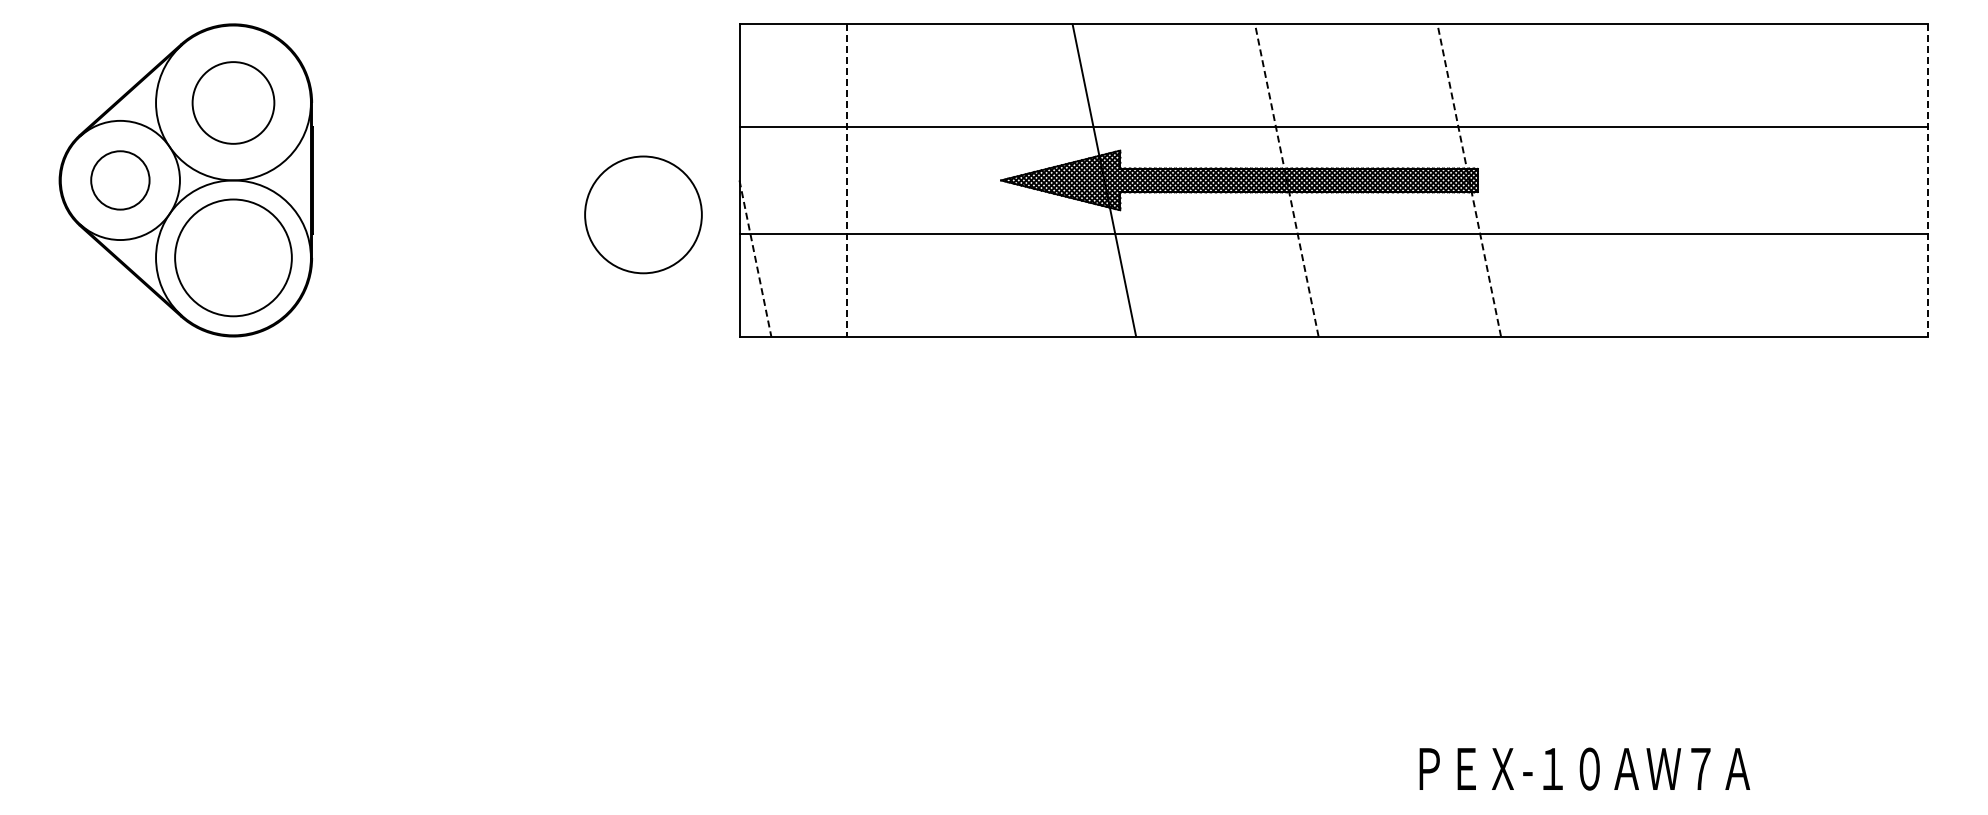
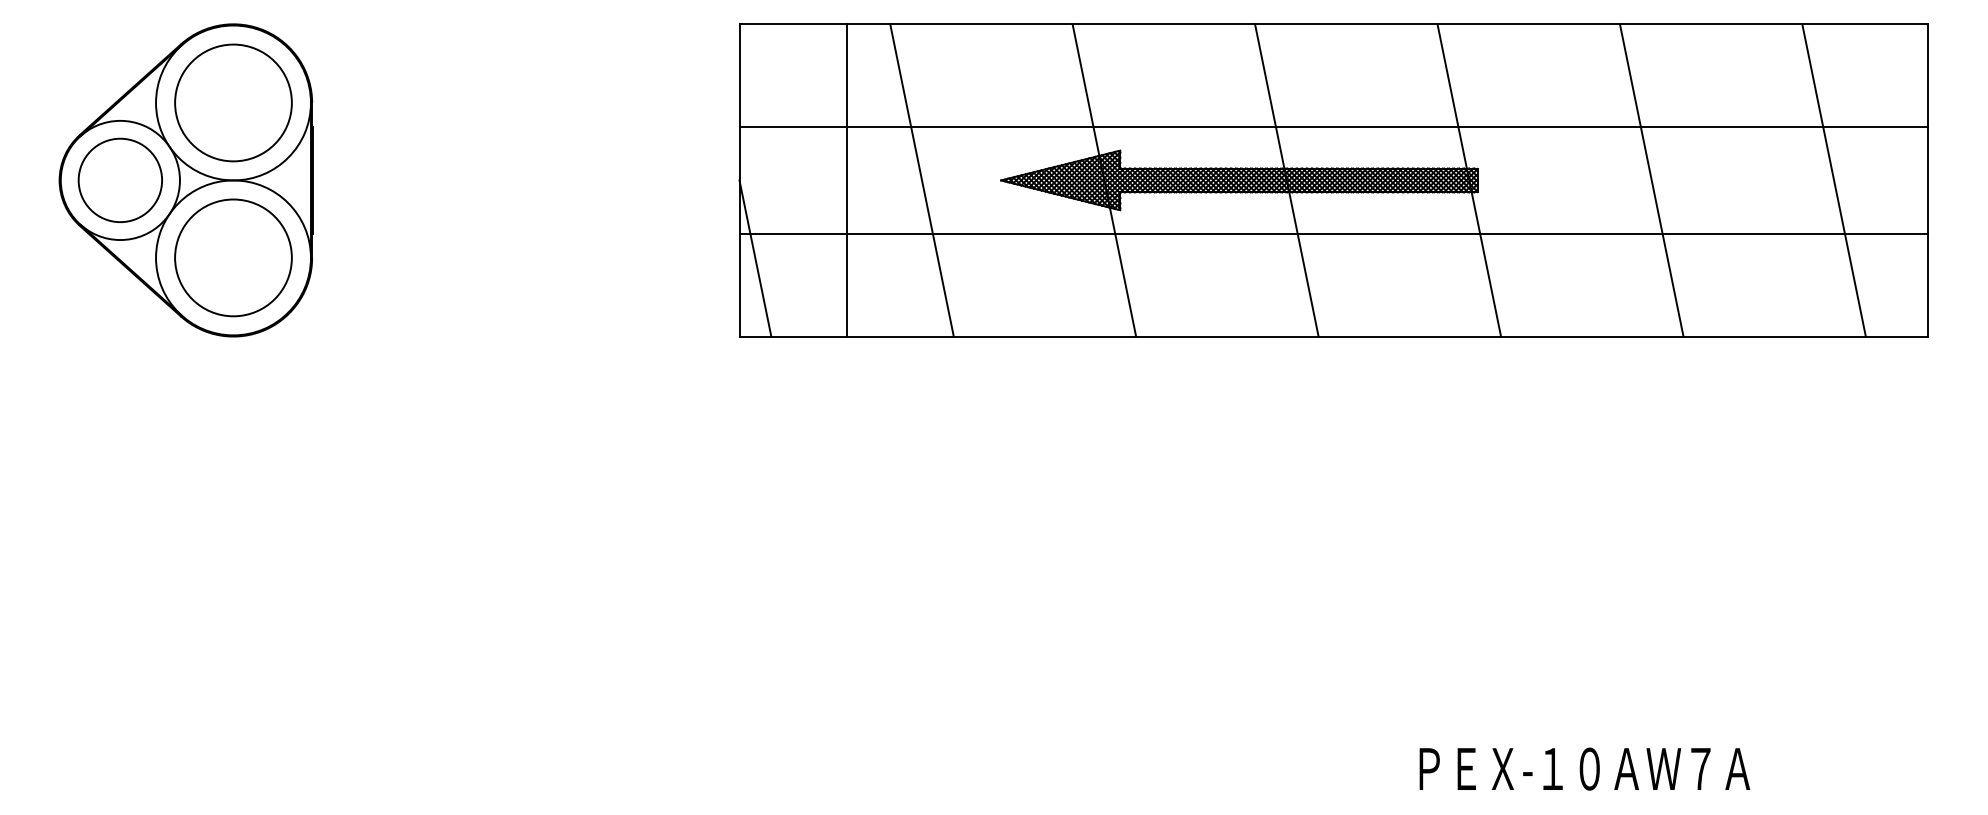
circle diameter: 82 px -> 117 px (233, 102)
line: dashed -> solid (1286, 179)
line: dashed -> solid (1469, 179)
circle diameter: 58 px -> 83 px (120, 180)
line: dashed -> solid (846, 180)
line: none -> present (921, 180)
line: none -> present (1651, 180)
line: none -> present (1833, 180)
line: dashed -> solid (1928, 180)
circle: present -> none (643, 214)
line: dashed -> solid (755, 258)
